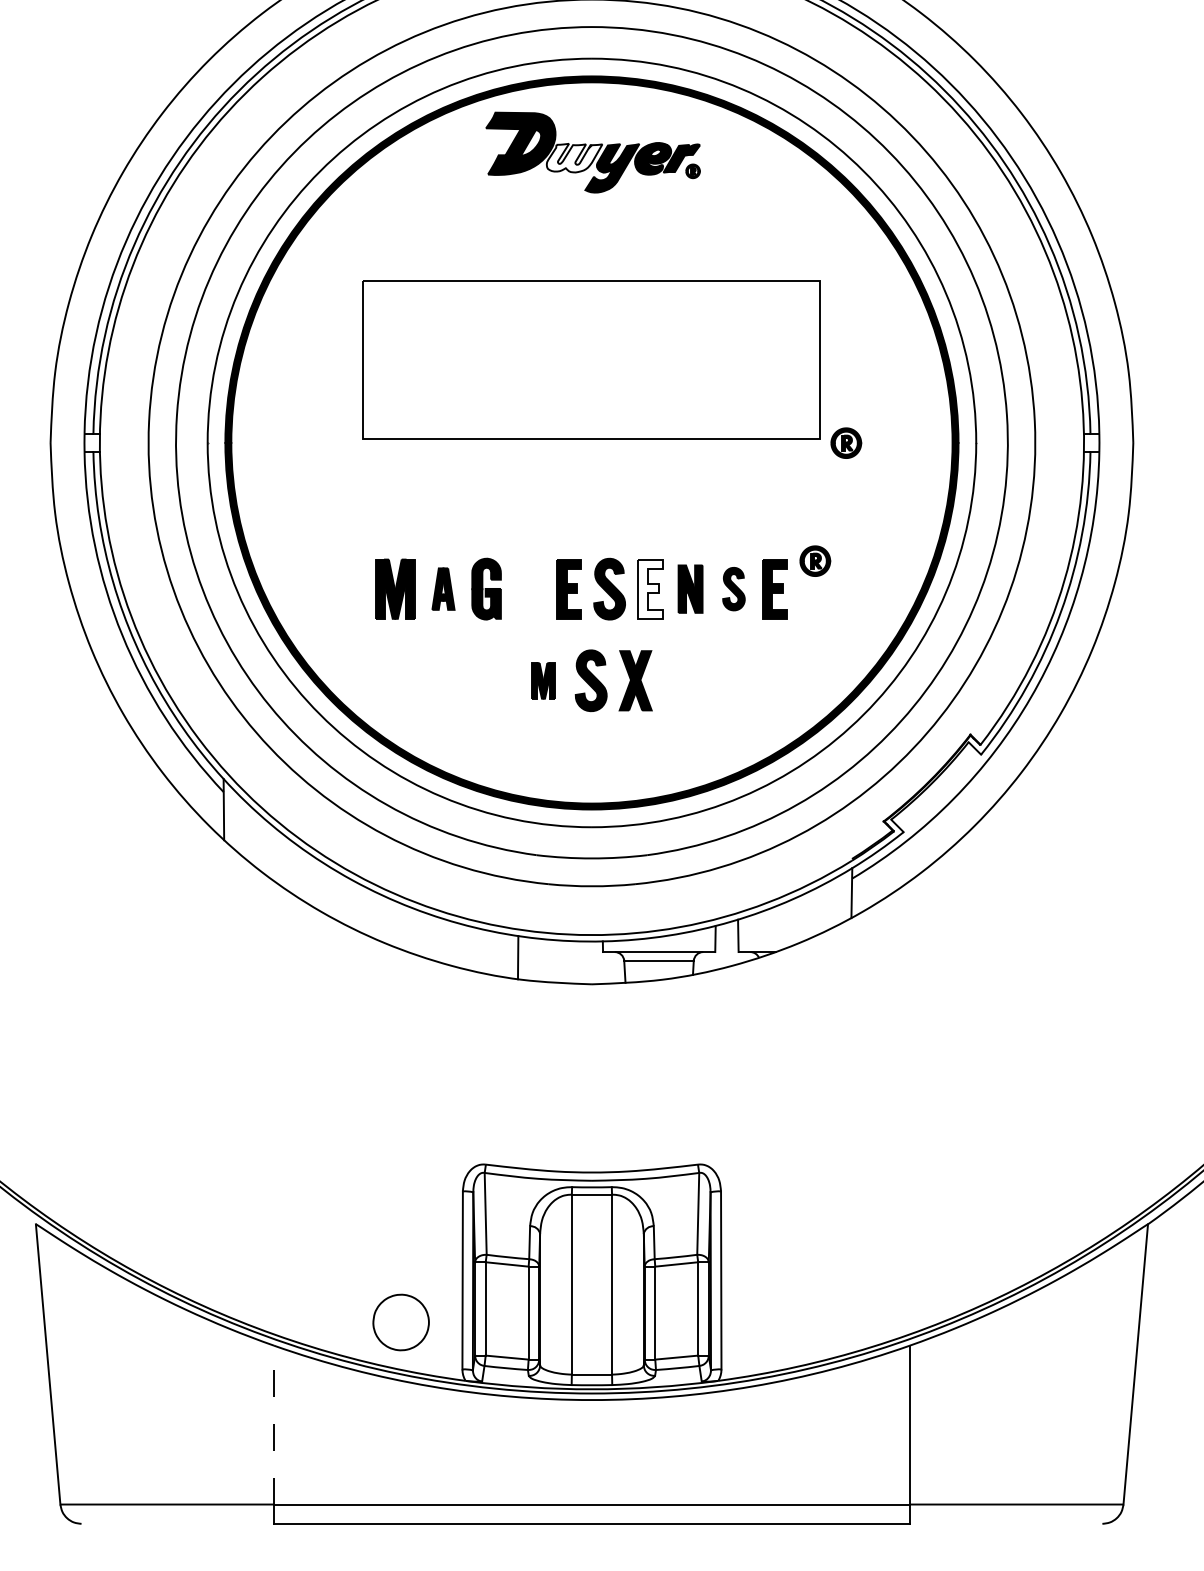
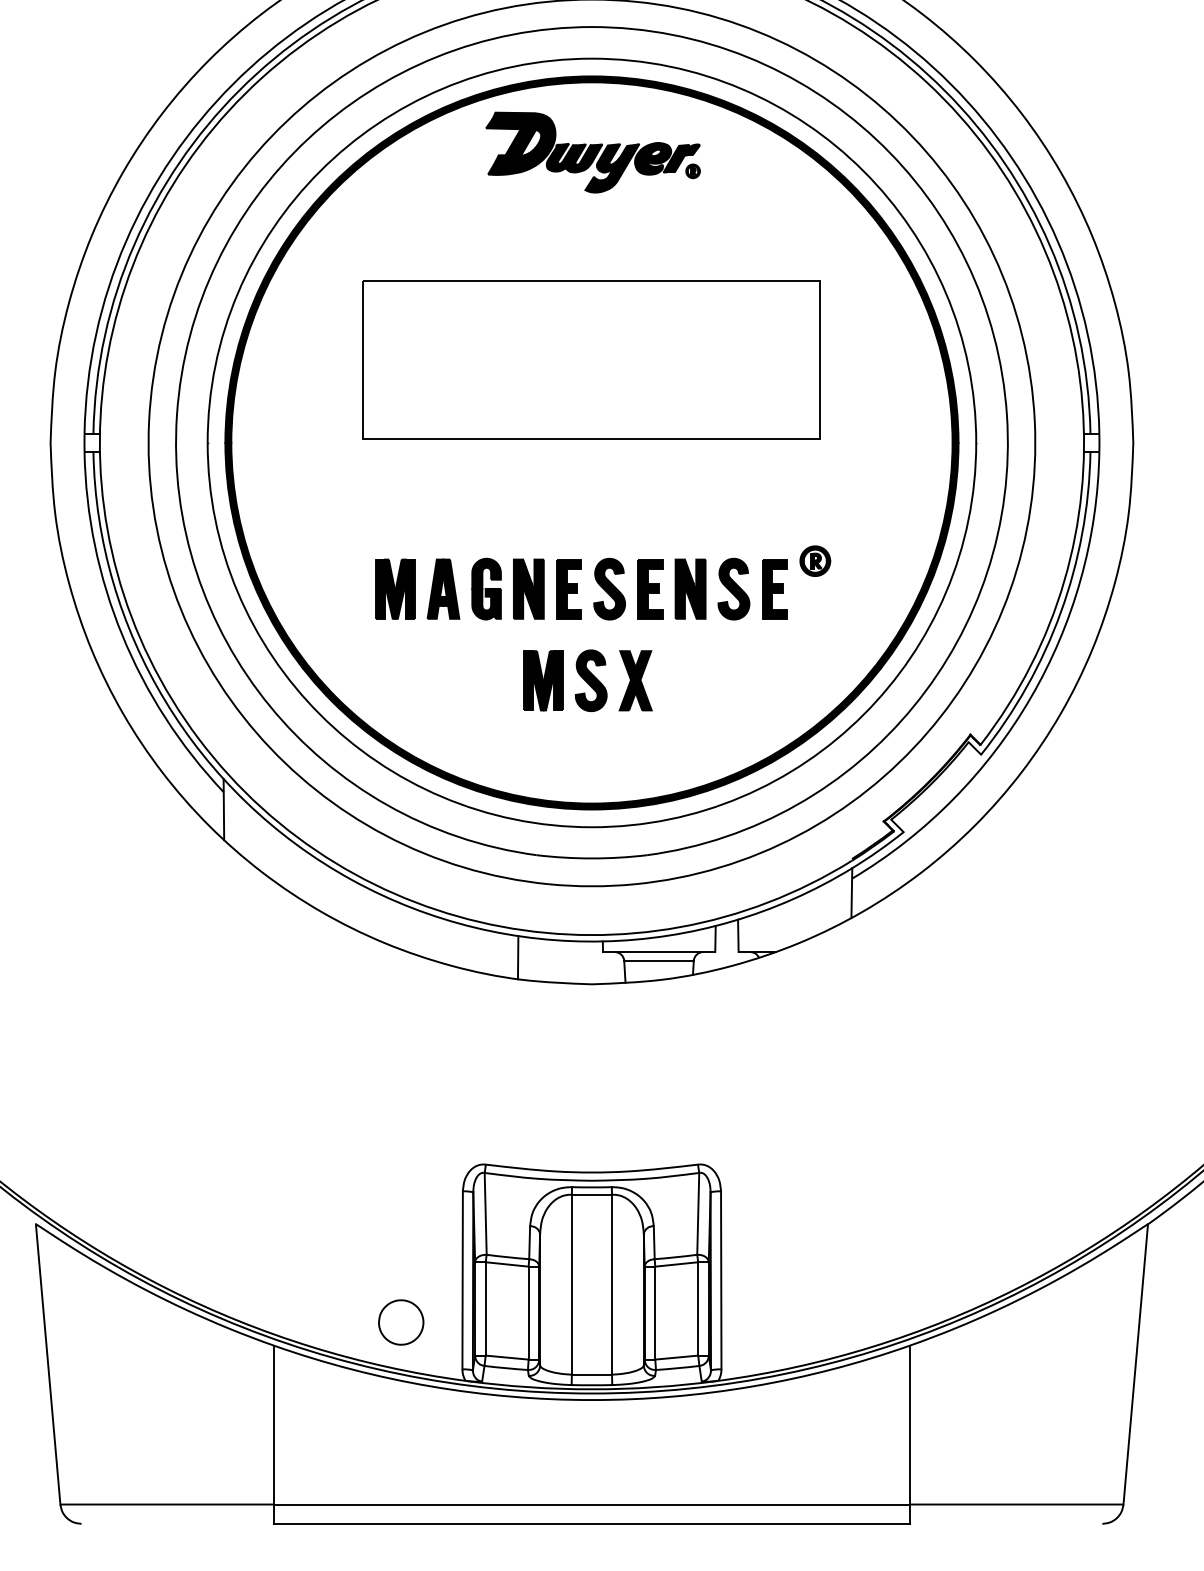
fill: none -> present (574, 157)
part: present -> none (846, 442)
part size: 25x44 px -> 35x62 px (443, 588)
part: none -> present (528, 588)
fill: none -> present (650, 588)
part size: 27x50 px -> 33x62 px (690, 588)
part size: 24x45 px -> 34x64 px (733, 588)
part size: 25x38 px -> 41x62 px (543, 680)
part size: 58x59 px -> 47x47 px (401, 1322)
line: dashed -> solid (274, 1424)
